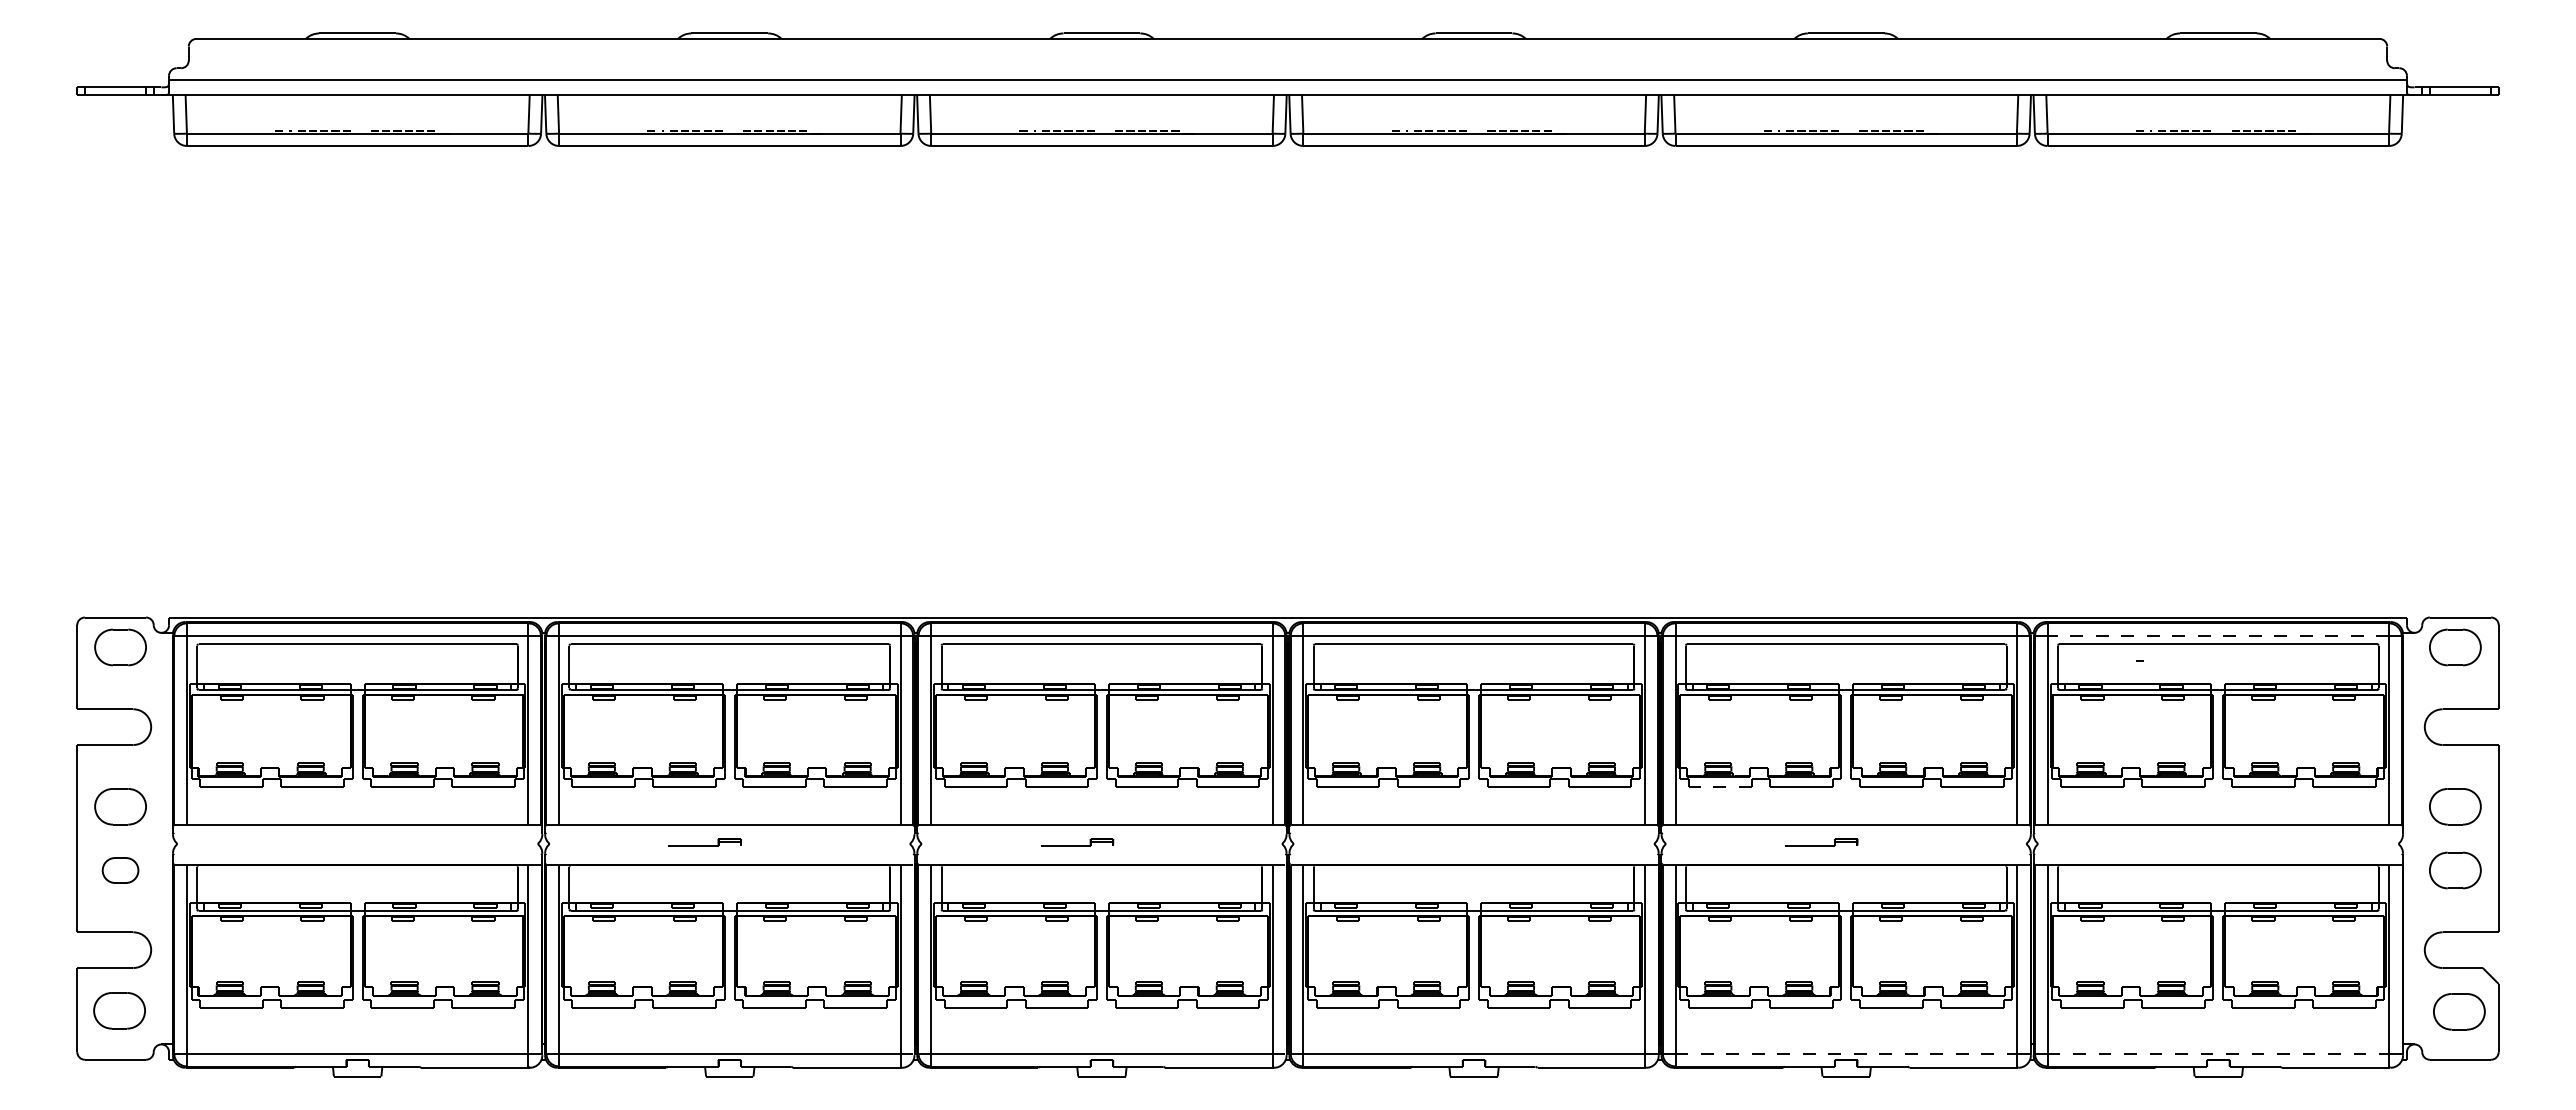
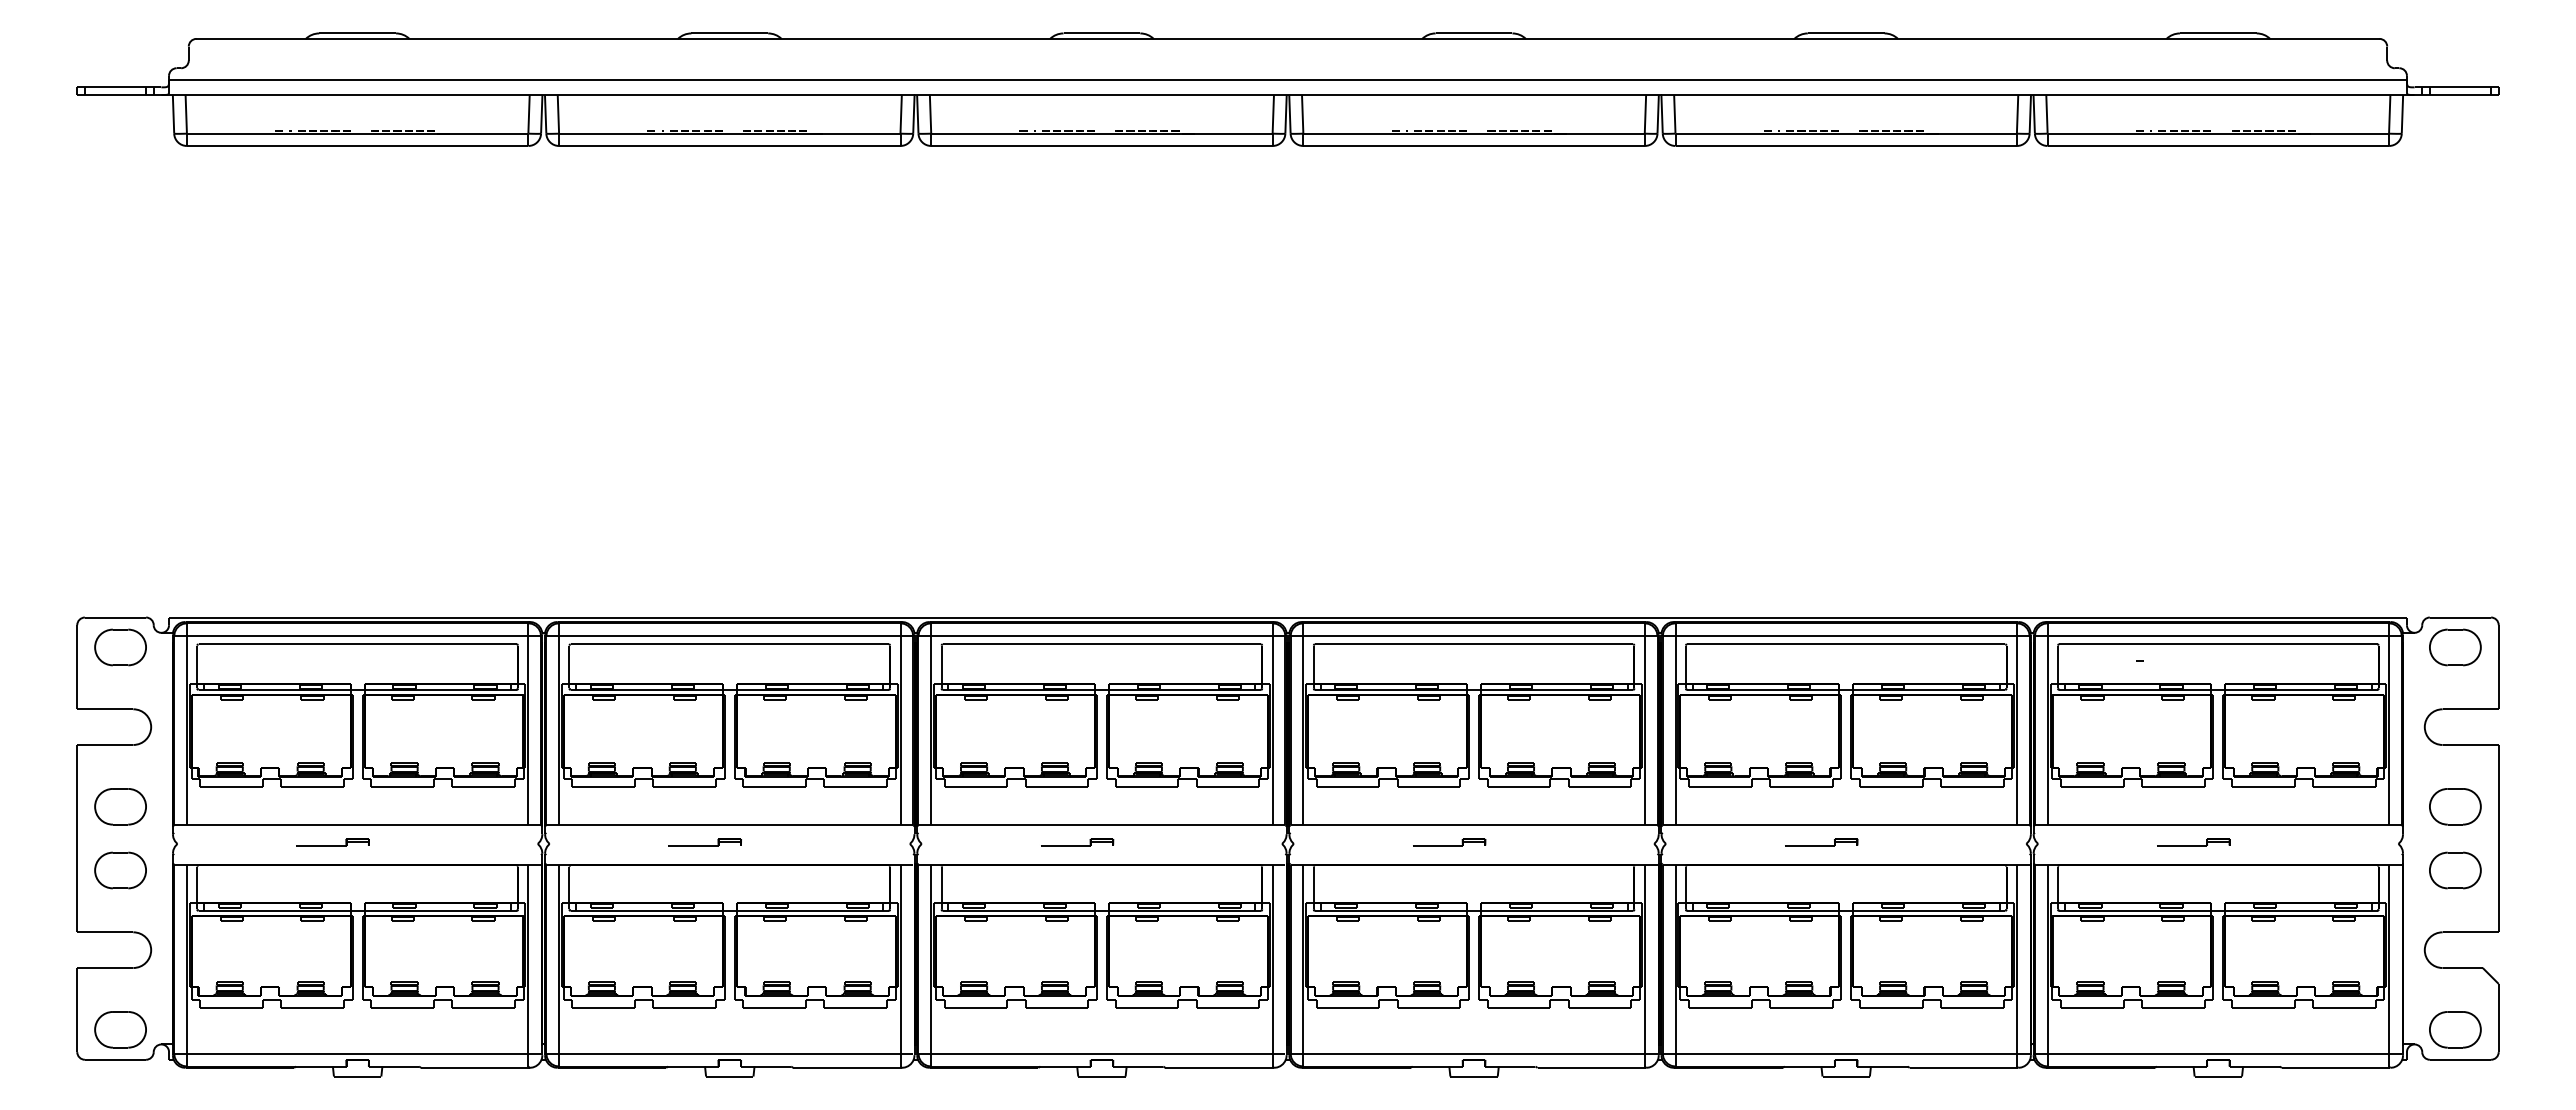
line: dashed -> solid (2218, 636)
line: dashed -> solid (1719, 787)
part: none -> present (332, 842)
part: none -> present (1449, 842)
part: none -> present (2193, 842)
part size: 39x27 px -> 53x39 px (120, 870)
part position: (119, 1010) -> (120, 1029) (120, 1029)
part position: (2459, 1011) -> (2455, 1029) (2455, 1029)
line: dashed -> solid (1846, 1053)
line: dashed -> solid (2218, 1053)
